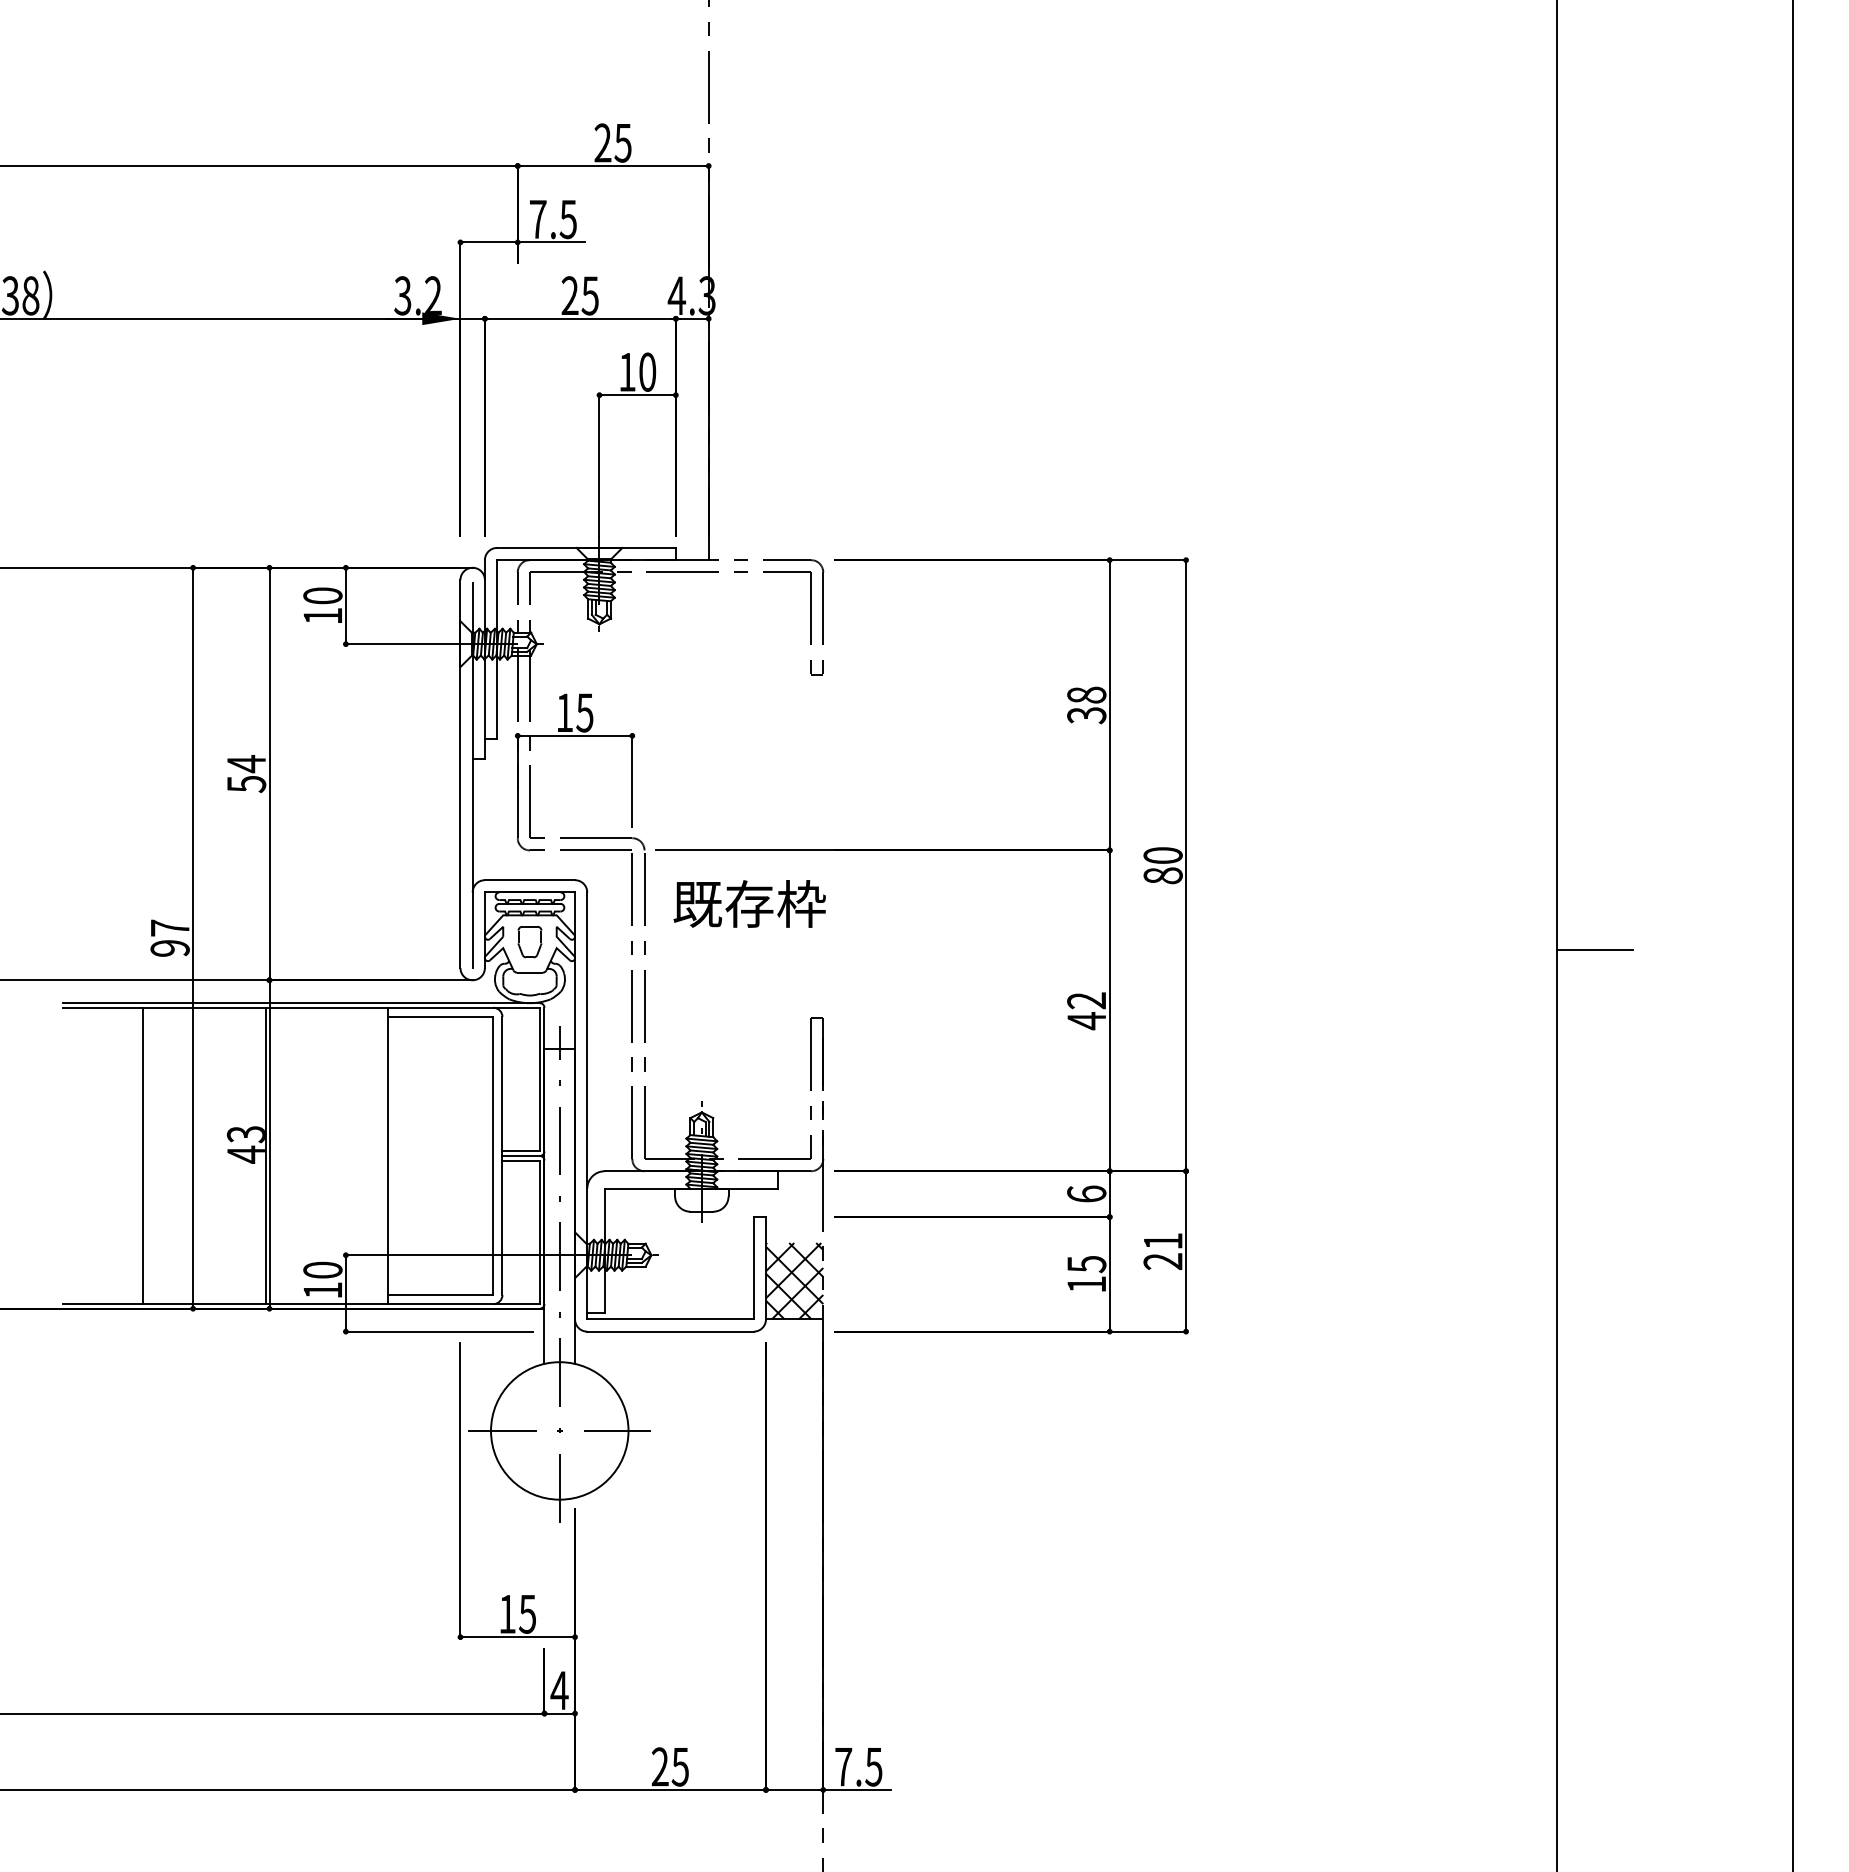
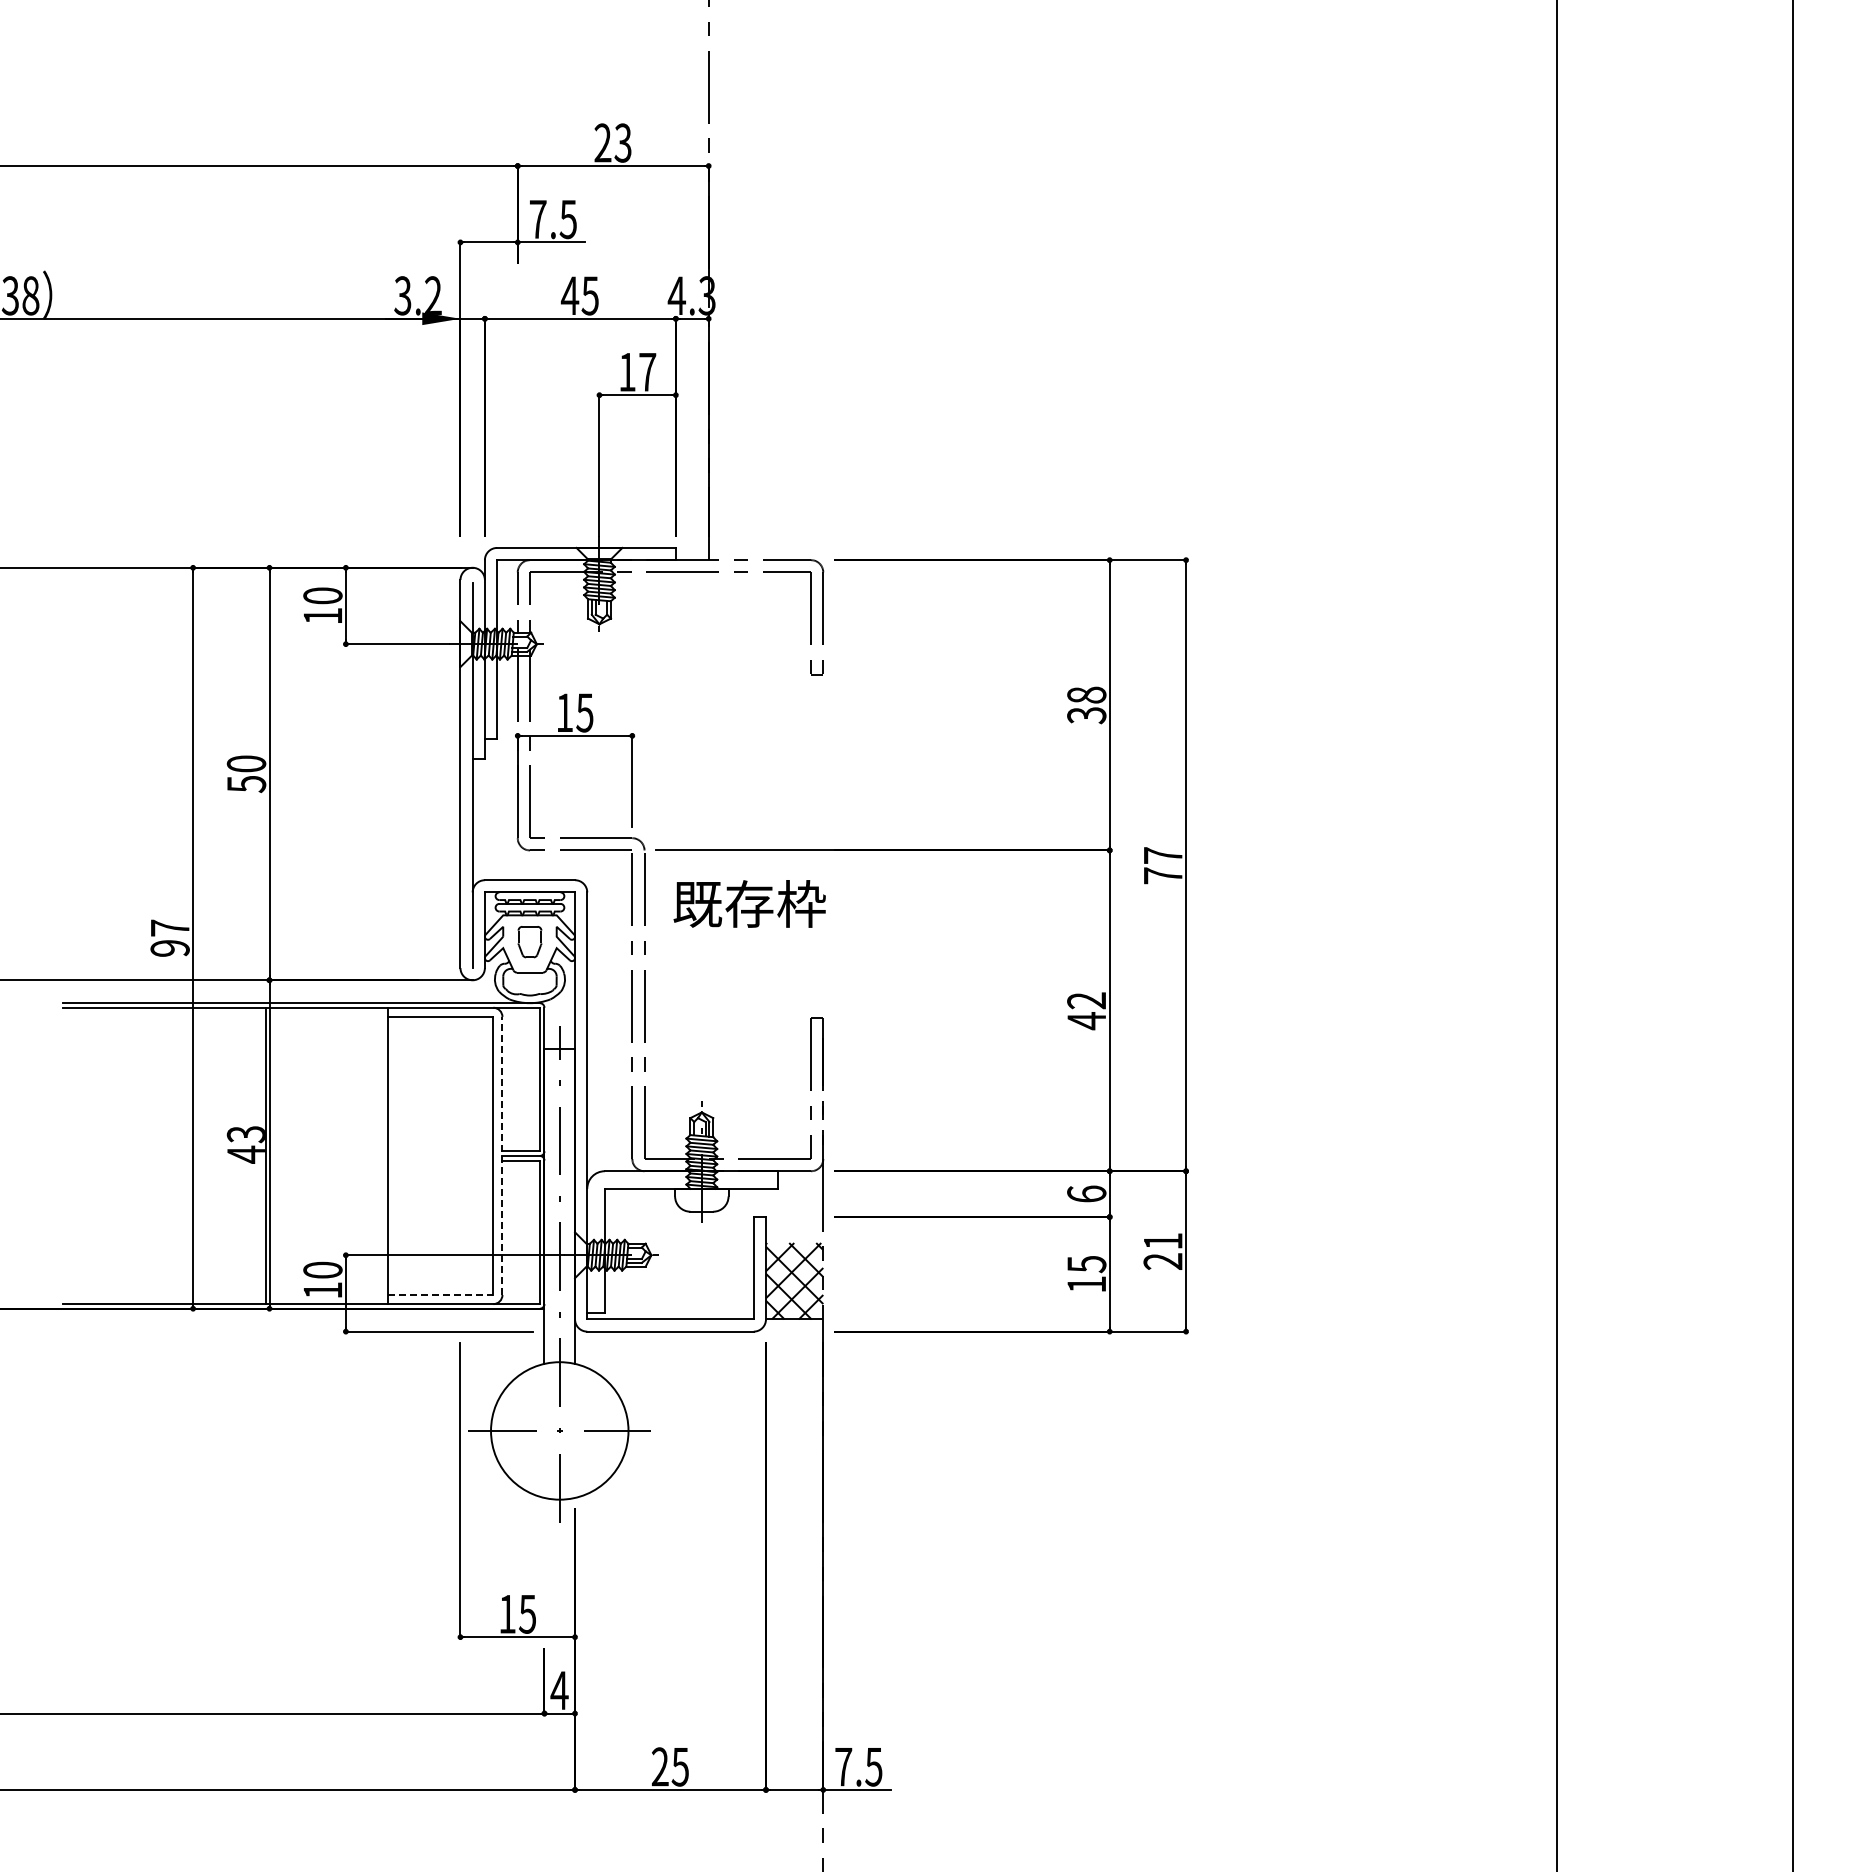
text: 25 -> 23 (622, 142)
text: 25 -> 45 (569, 295)
text: 10 -> 17 (647, 371)
text: 54 -> 50 (246, 764)
text: 80 -> 77 (1162, 865)
line: present -> none (1594, 949)
line: present -> none (143, 1155)
line: solid -> dashed (502, 1155)
line: solid -> dashed (440, 1294)
